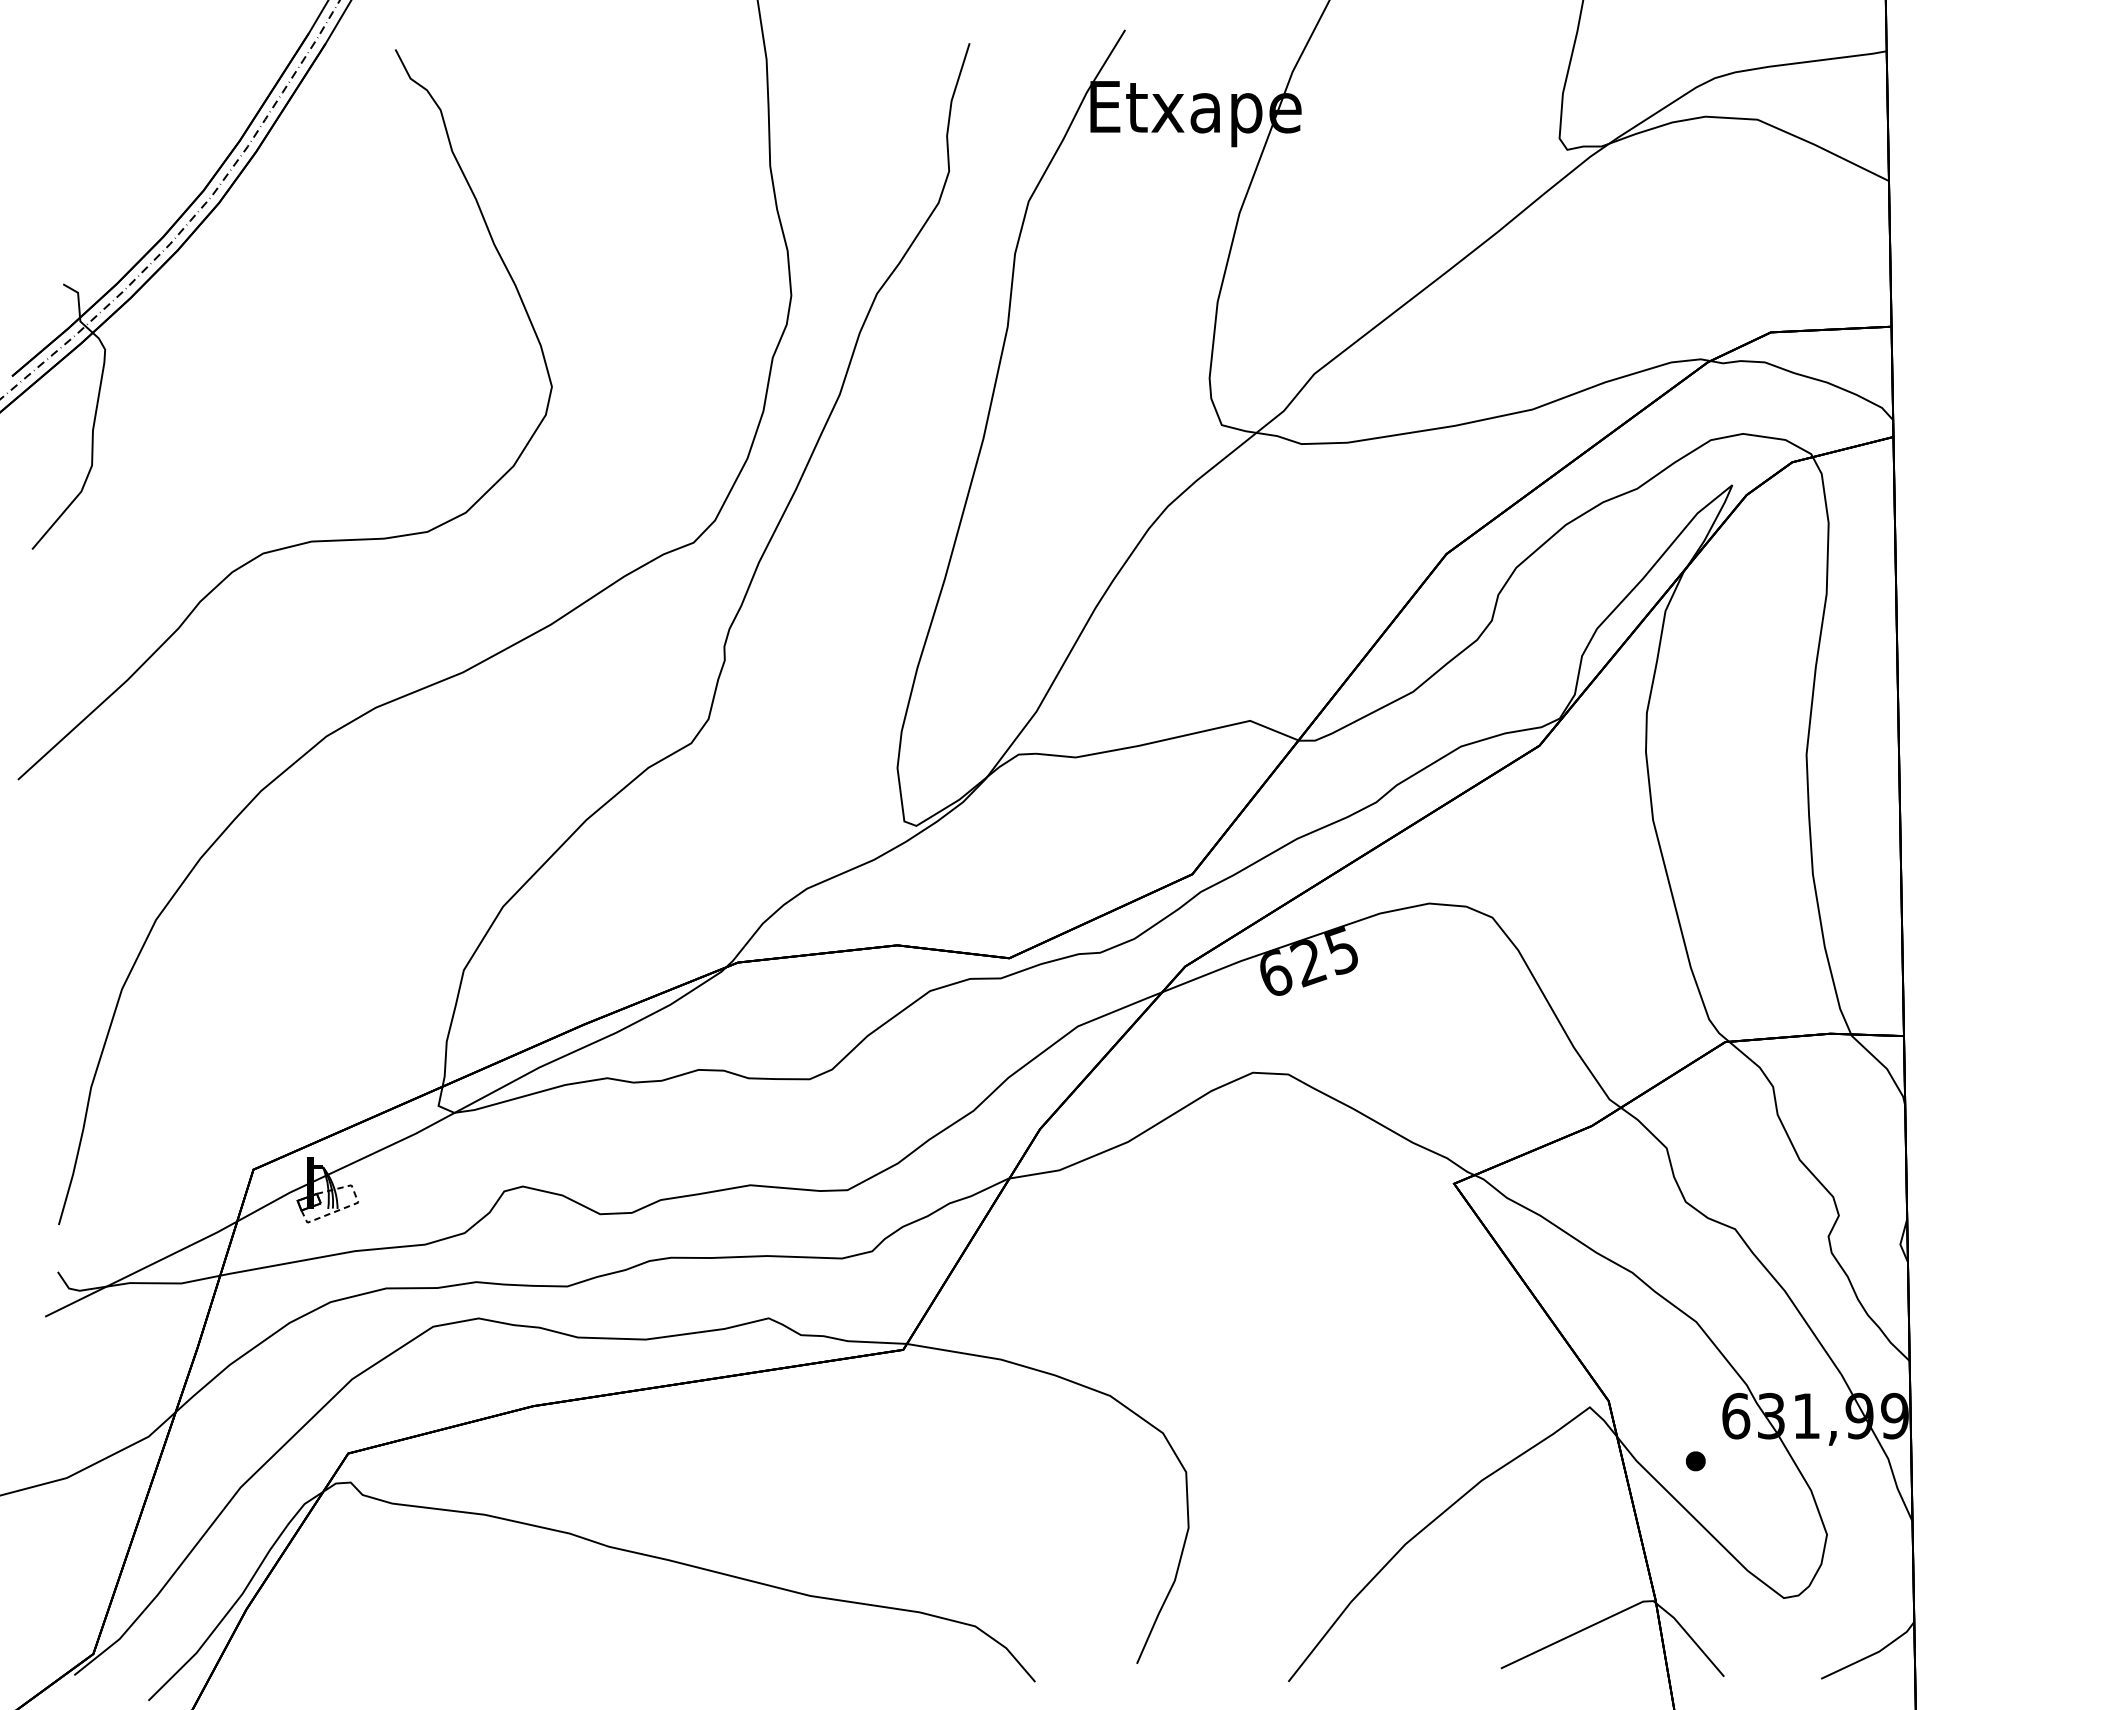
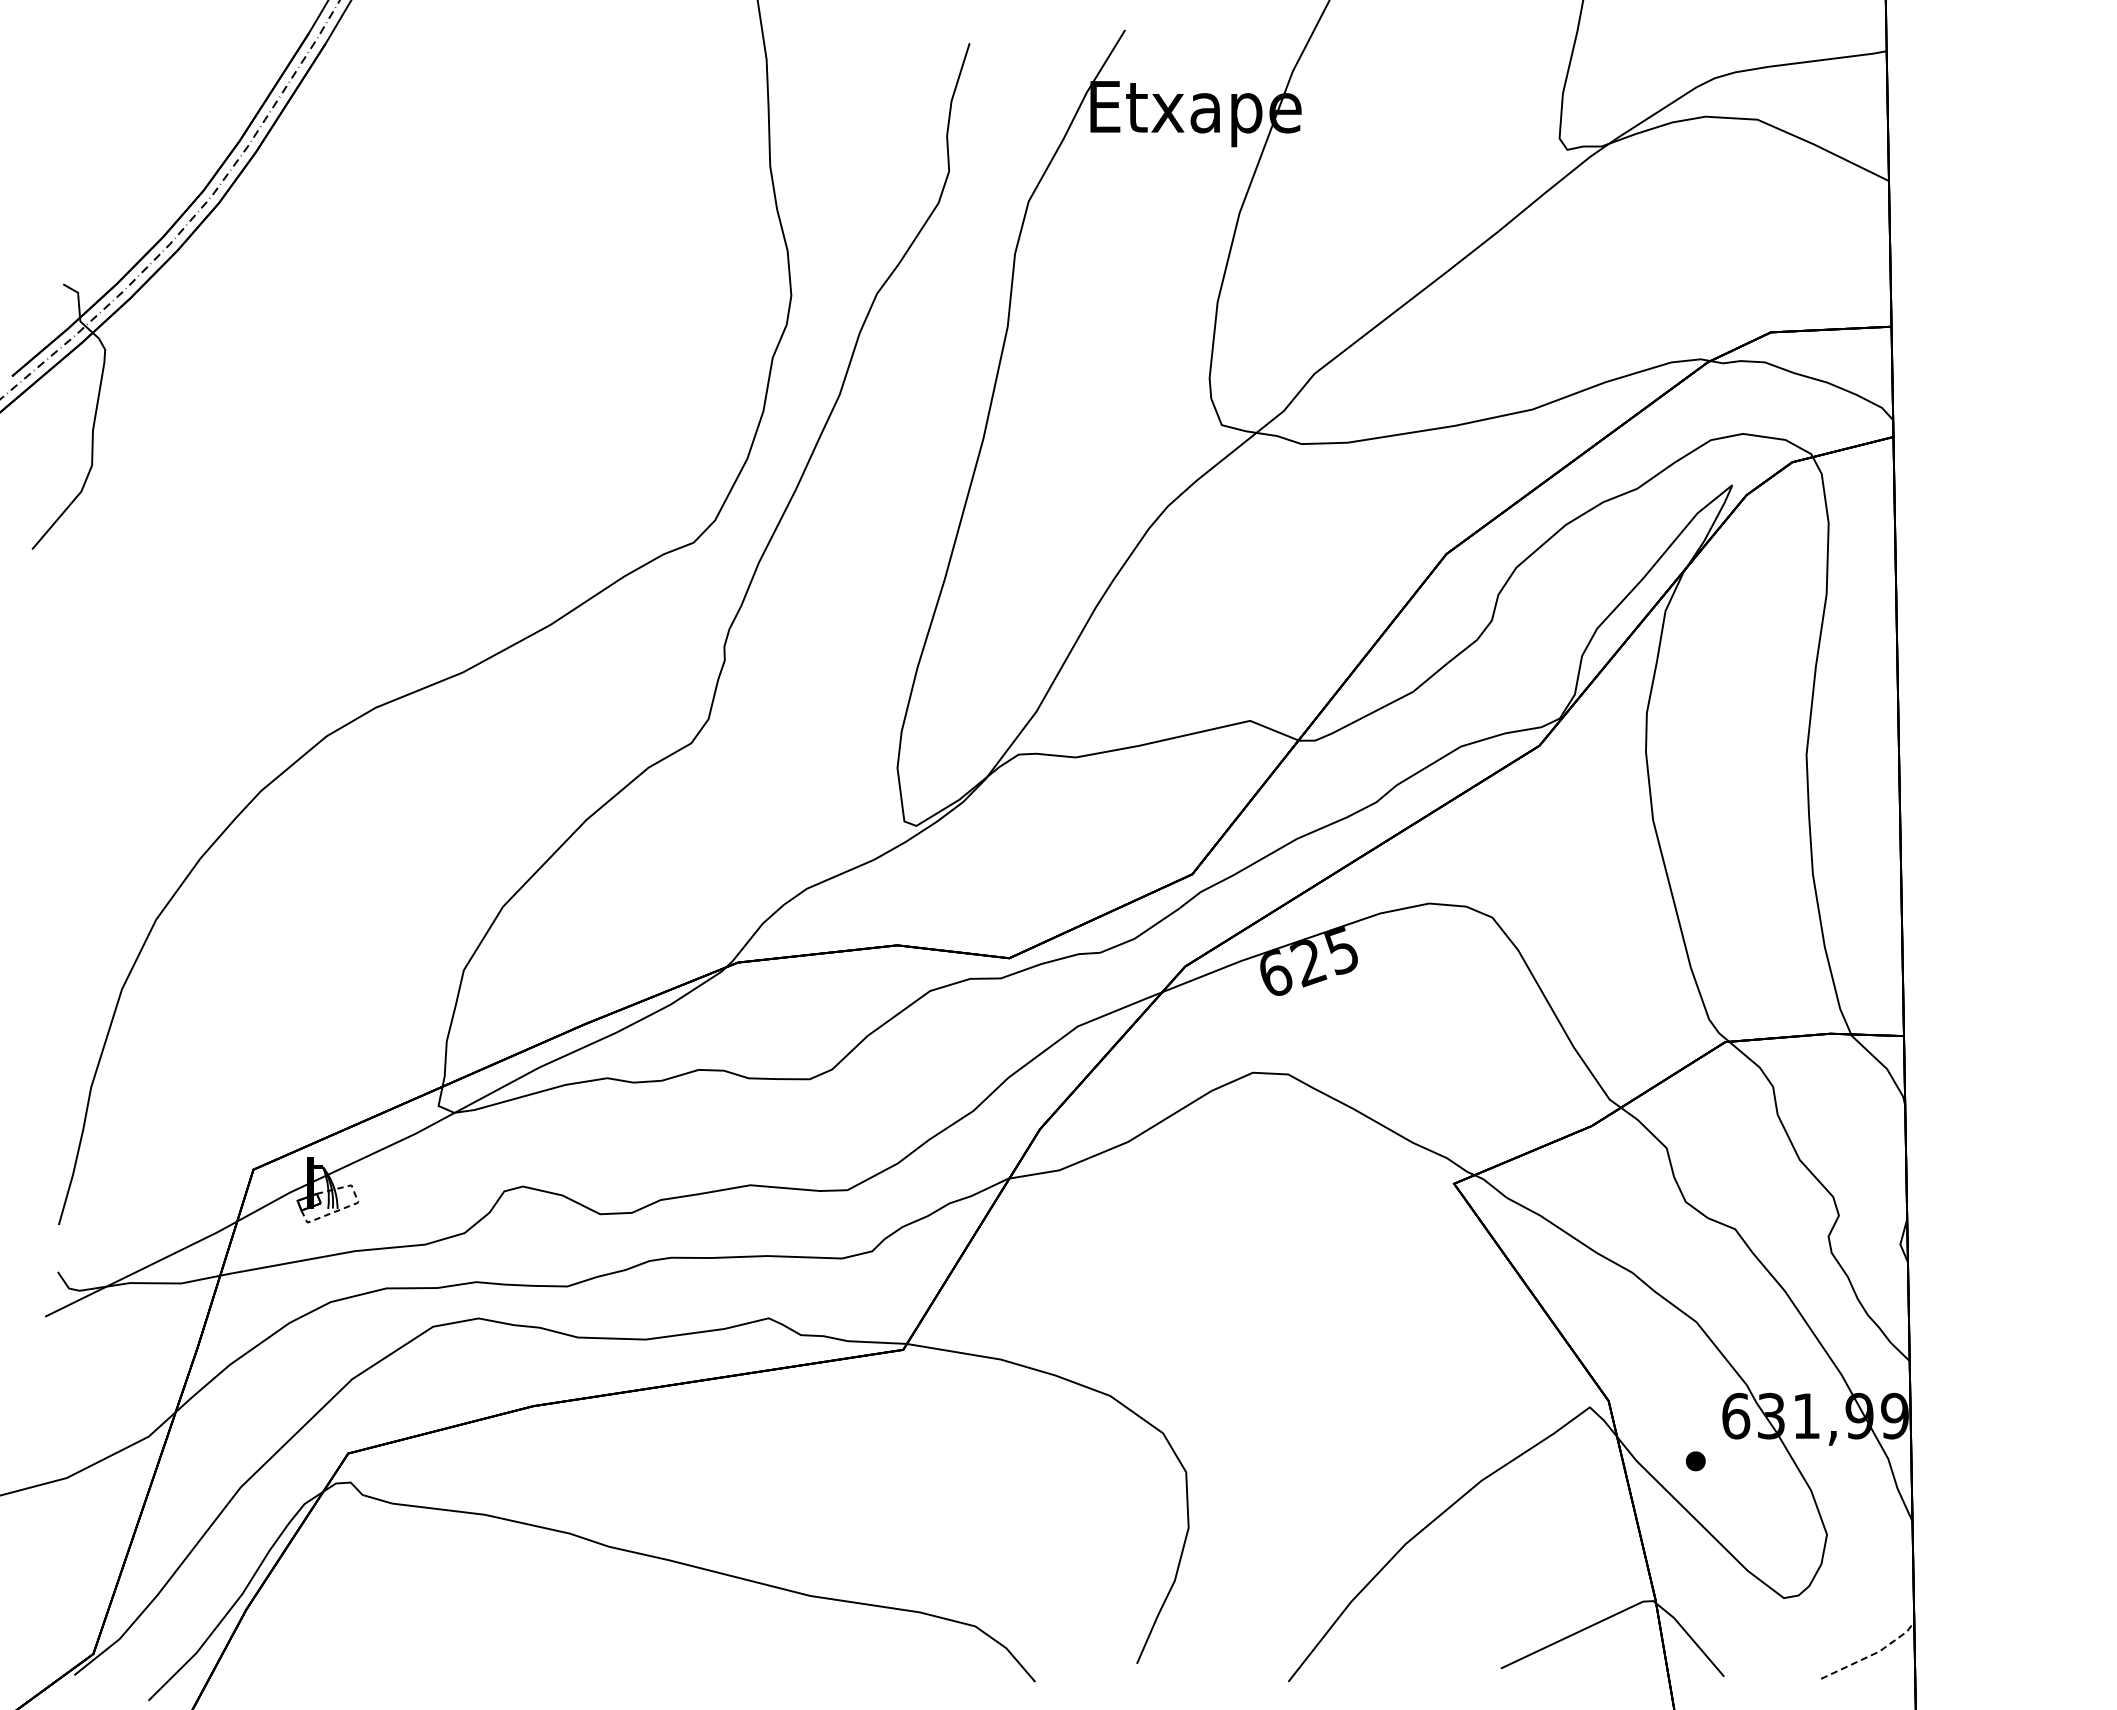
curve: present -> none (311, 540)
line: solid -> dashed (1872, 1654)
